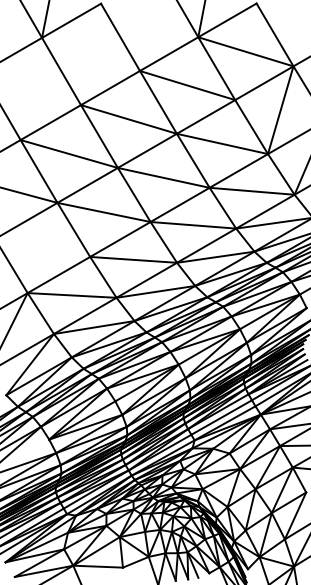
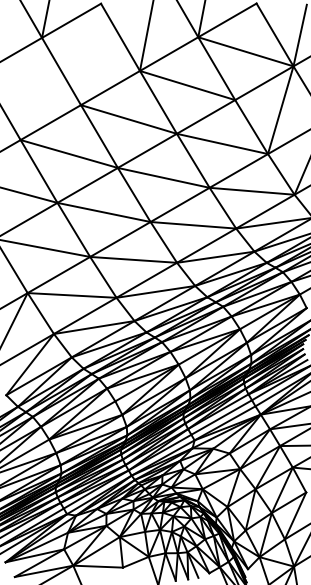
line: none -> present (299, 35)
line: none -> present (146, 36)
line: none -> present (46, 248)
line: none -> present (25, 452)
